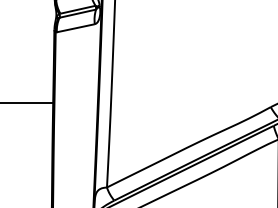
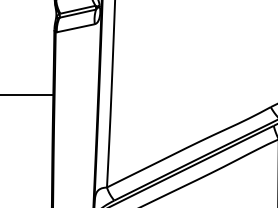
line position: (27, 102) -> (27, 94) (27, 94)
